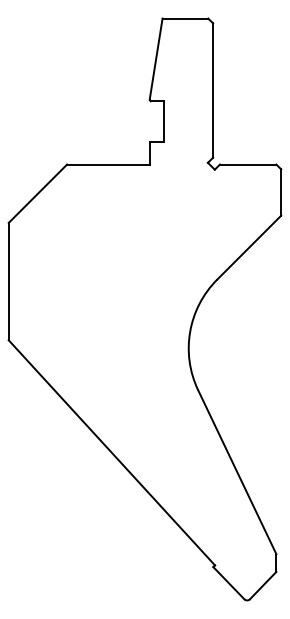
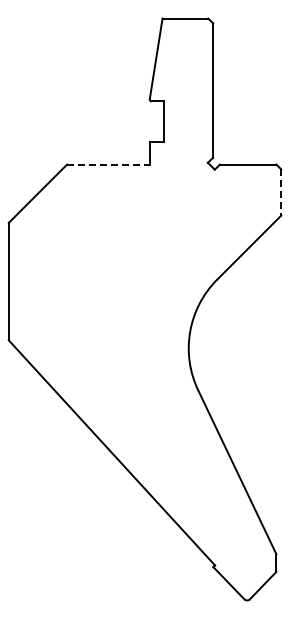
line: solid -> dashed (109, 164)
line: solid -> dashed (281, 193)
